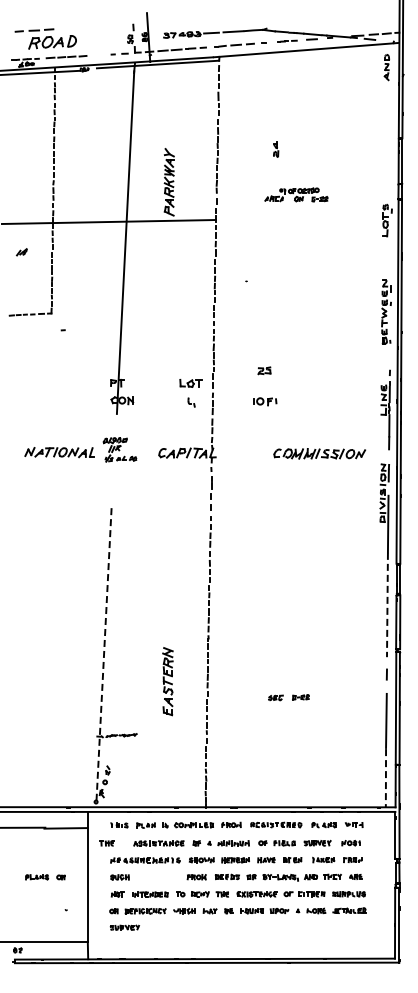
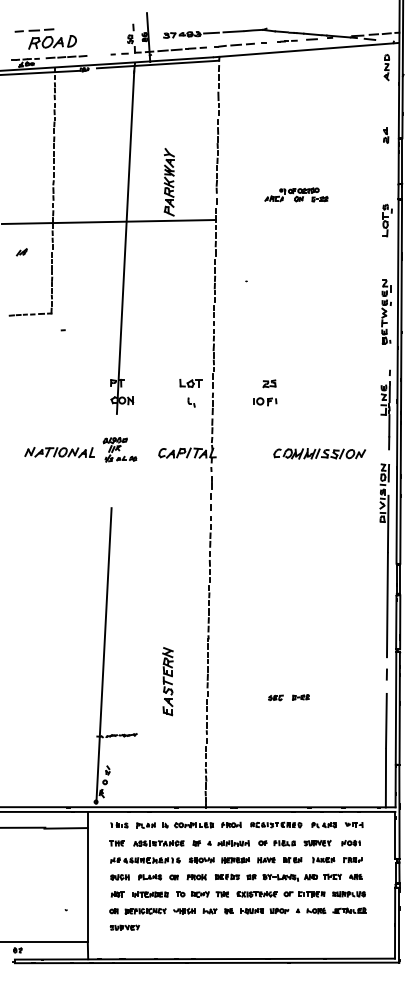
part position: (276, 149) -> (386, 135) (386, 135)
part position: (264, 370) -> (269, 383) (269, 383)
line: dashed -> solid (387, 605)
line: dashed -> solid (103, 655)
line: dashed -> solid (385, 778)
part position: (106, 843) -> (116, 843) (116, 843)
part position: (45, 877) -> (158, 877) (158, 877)
